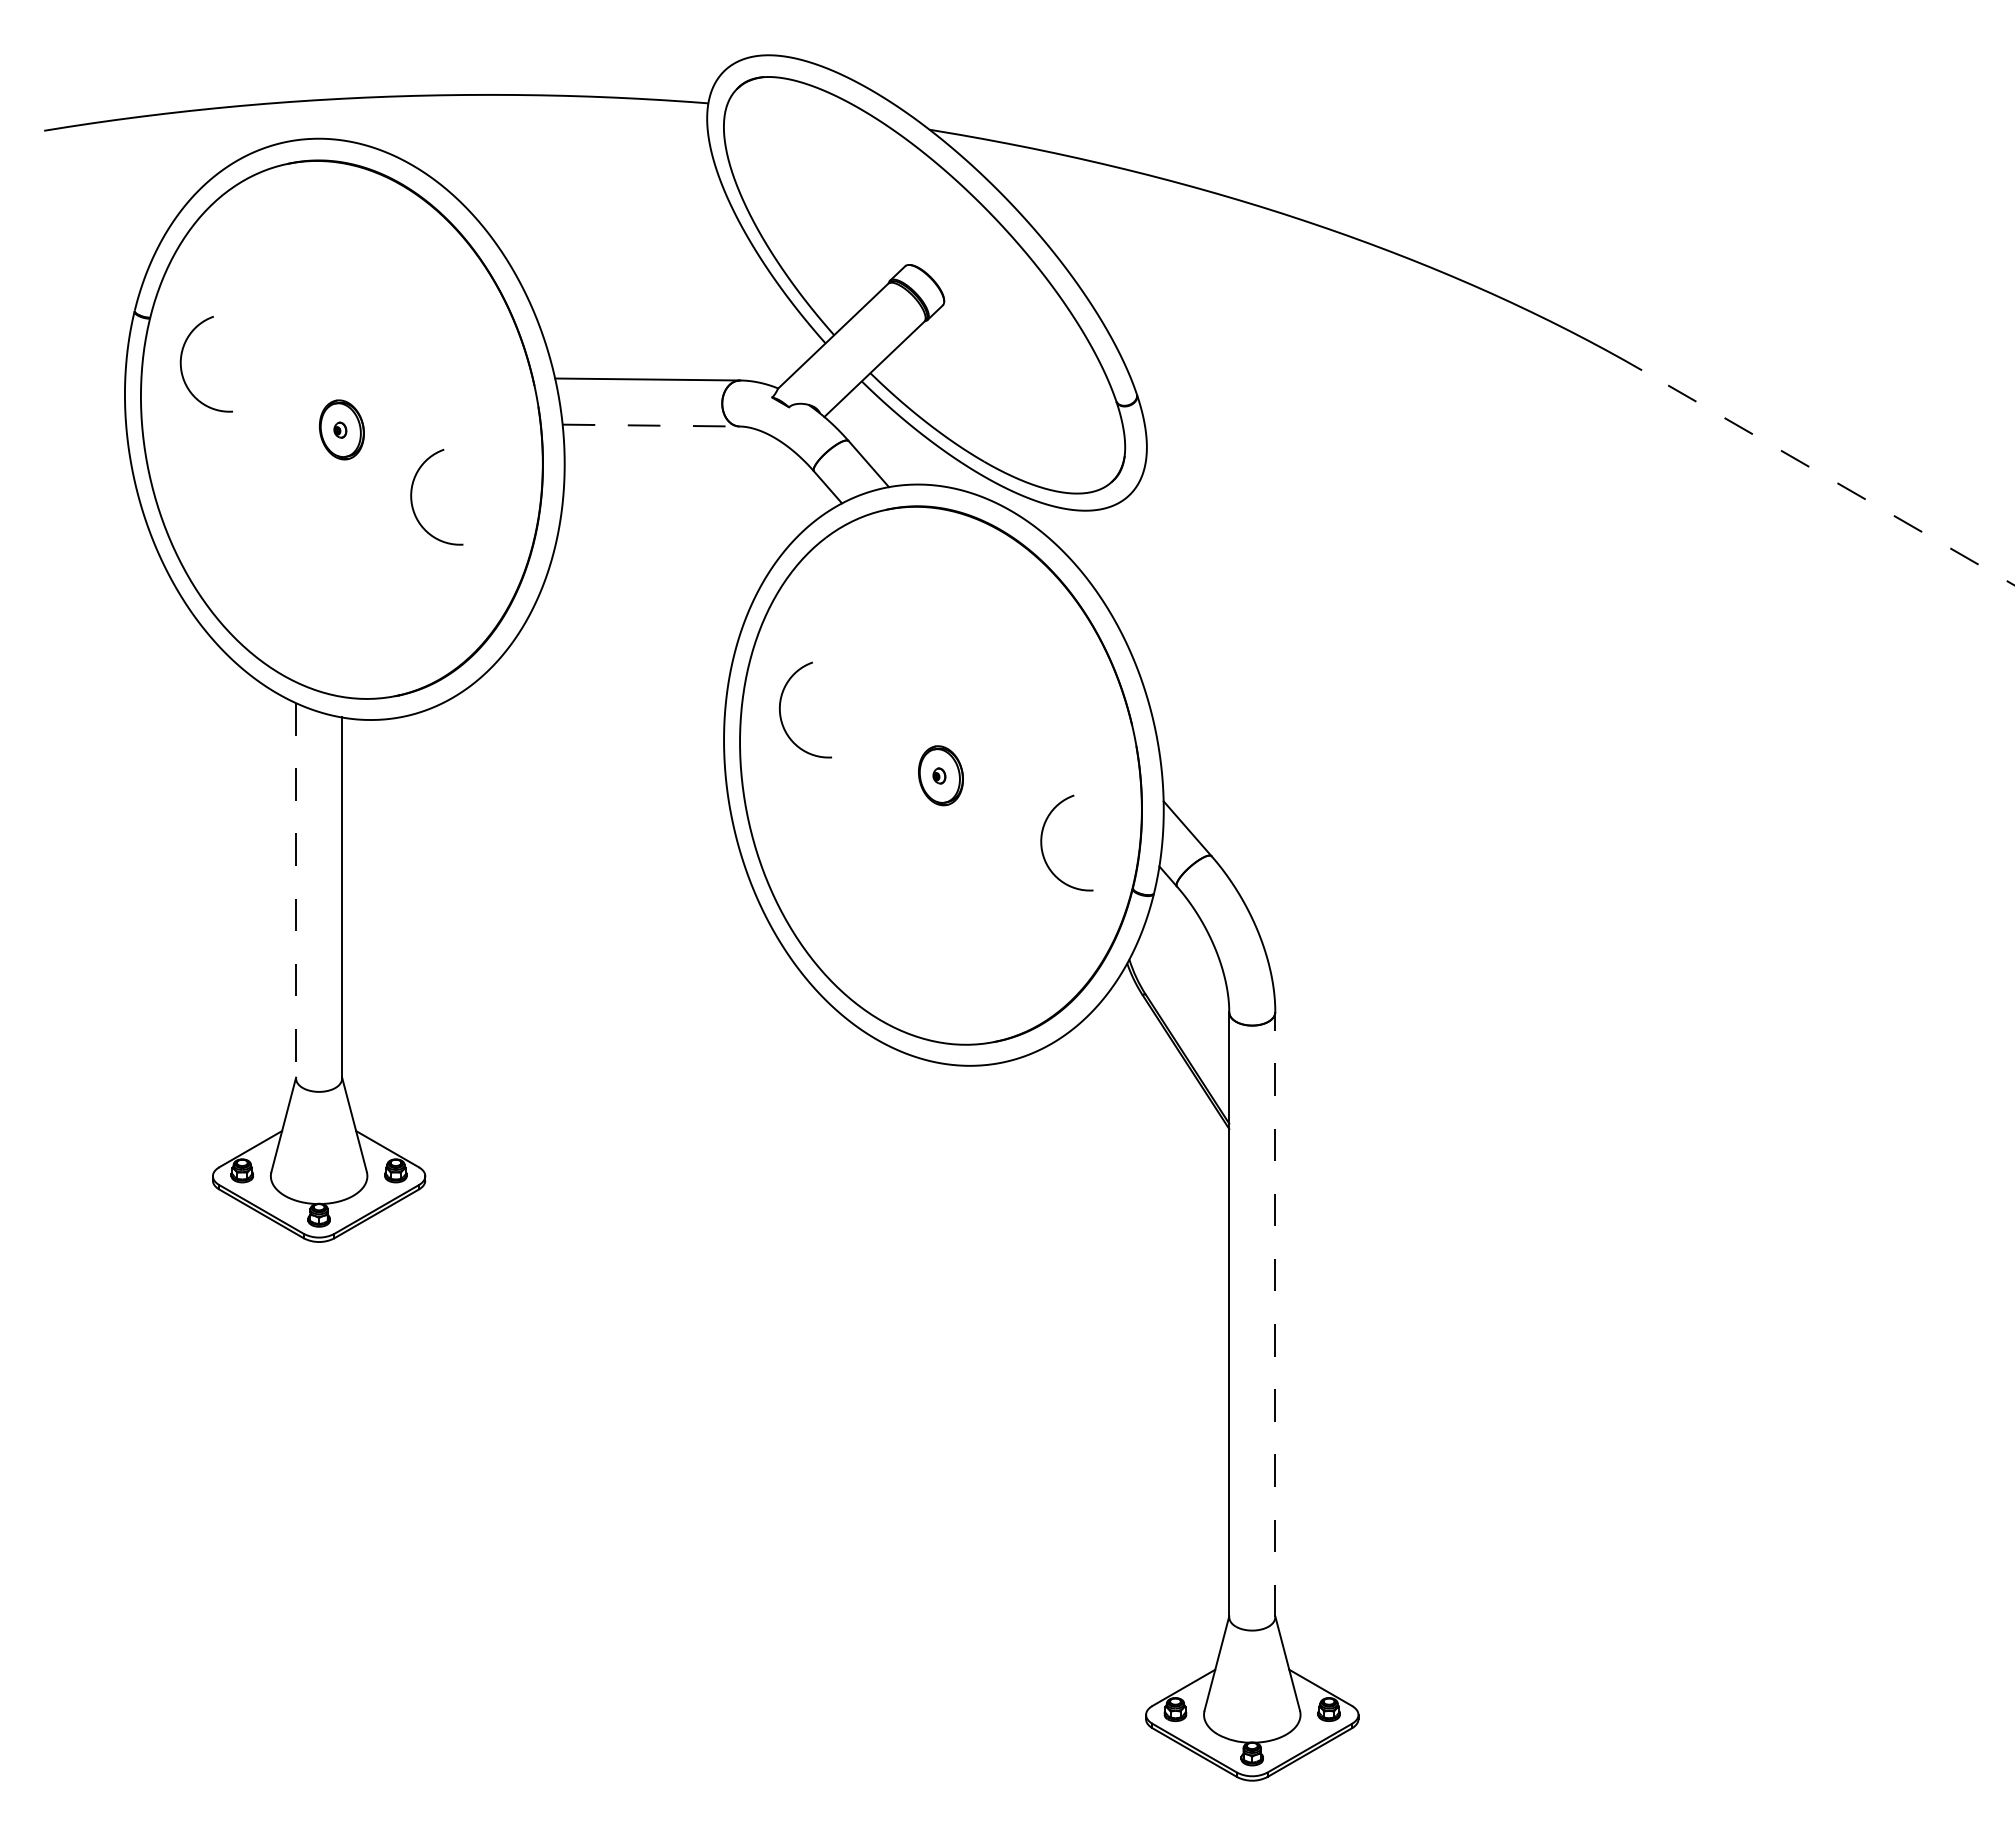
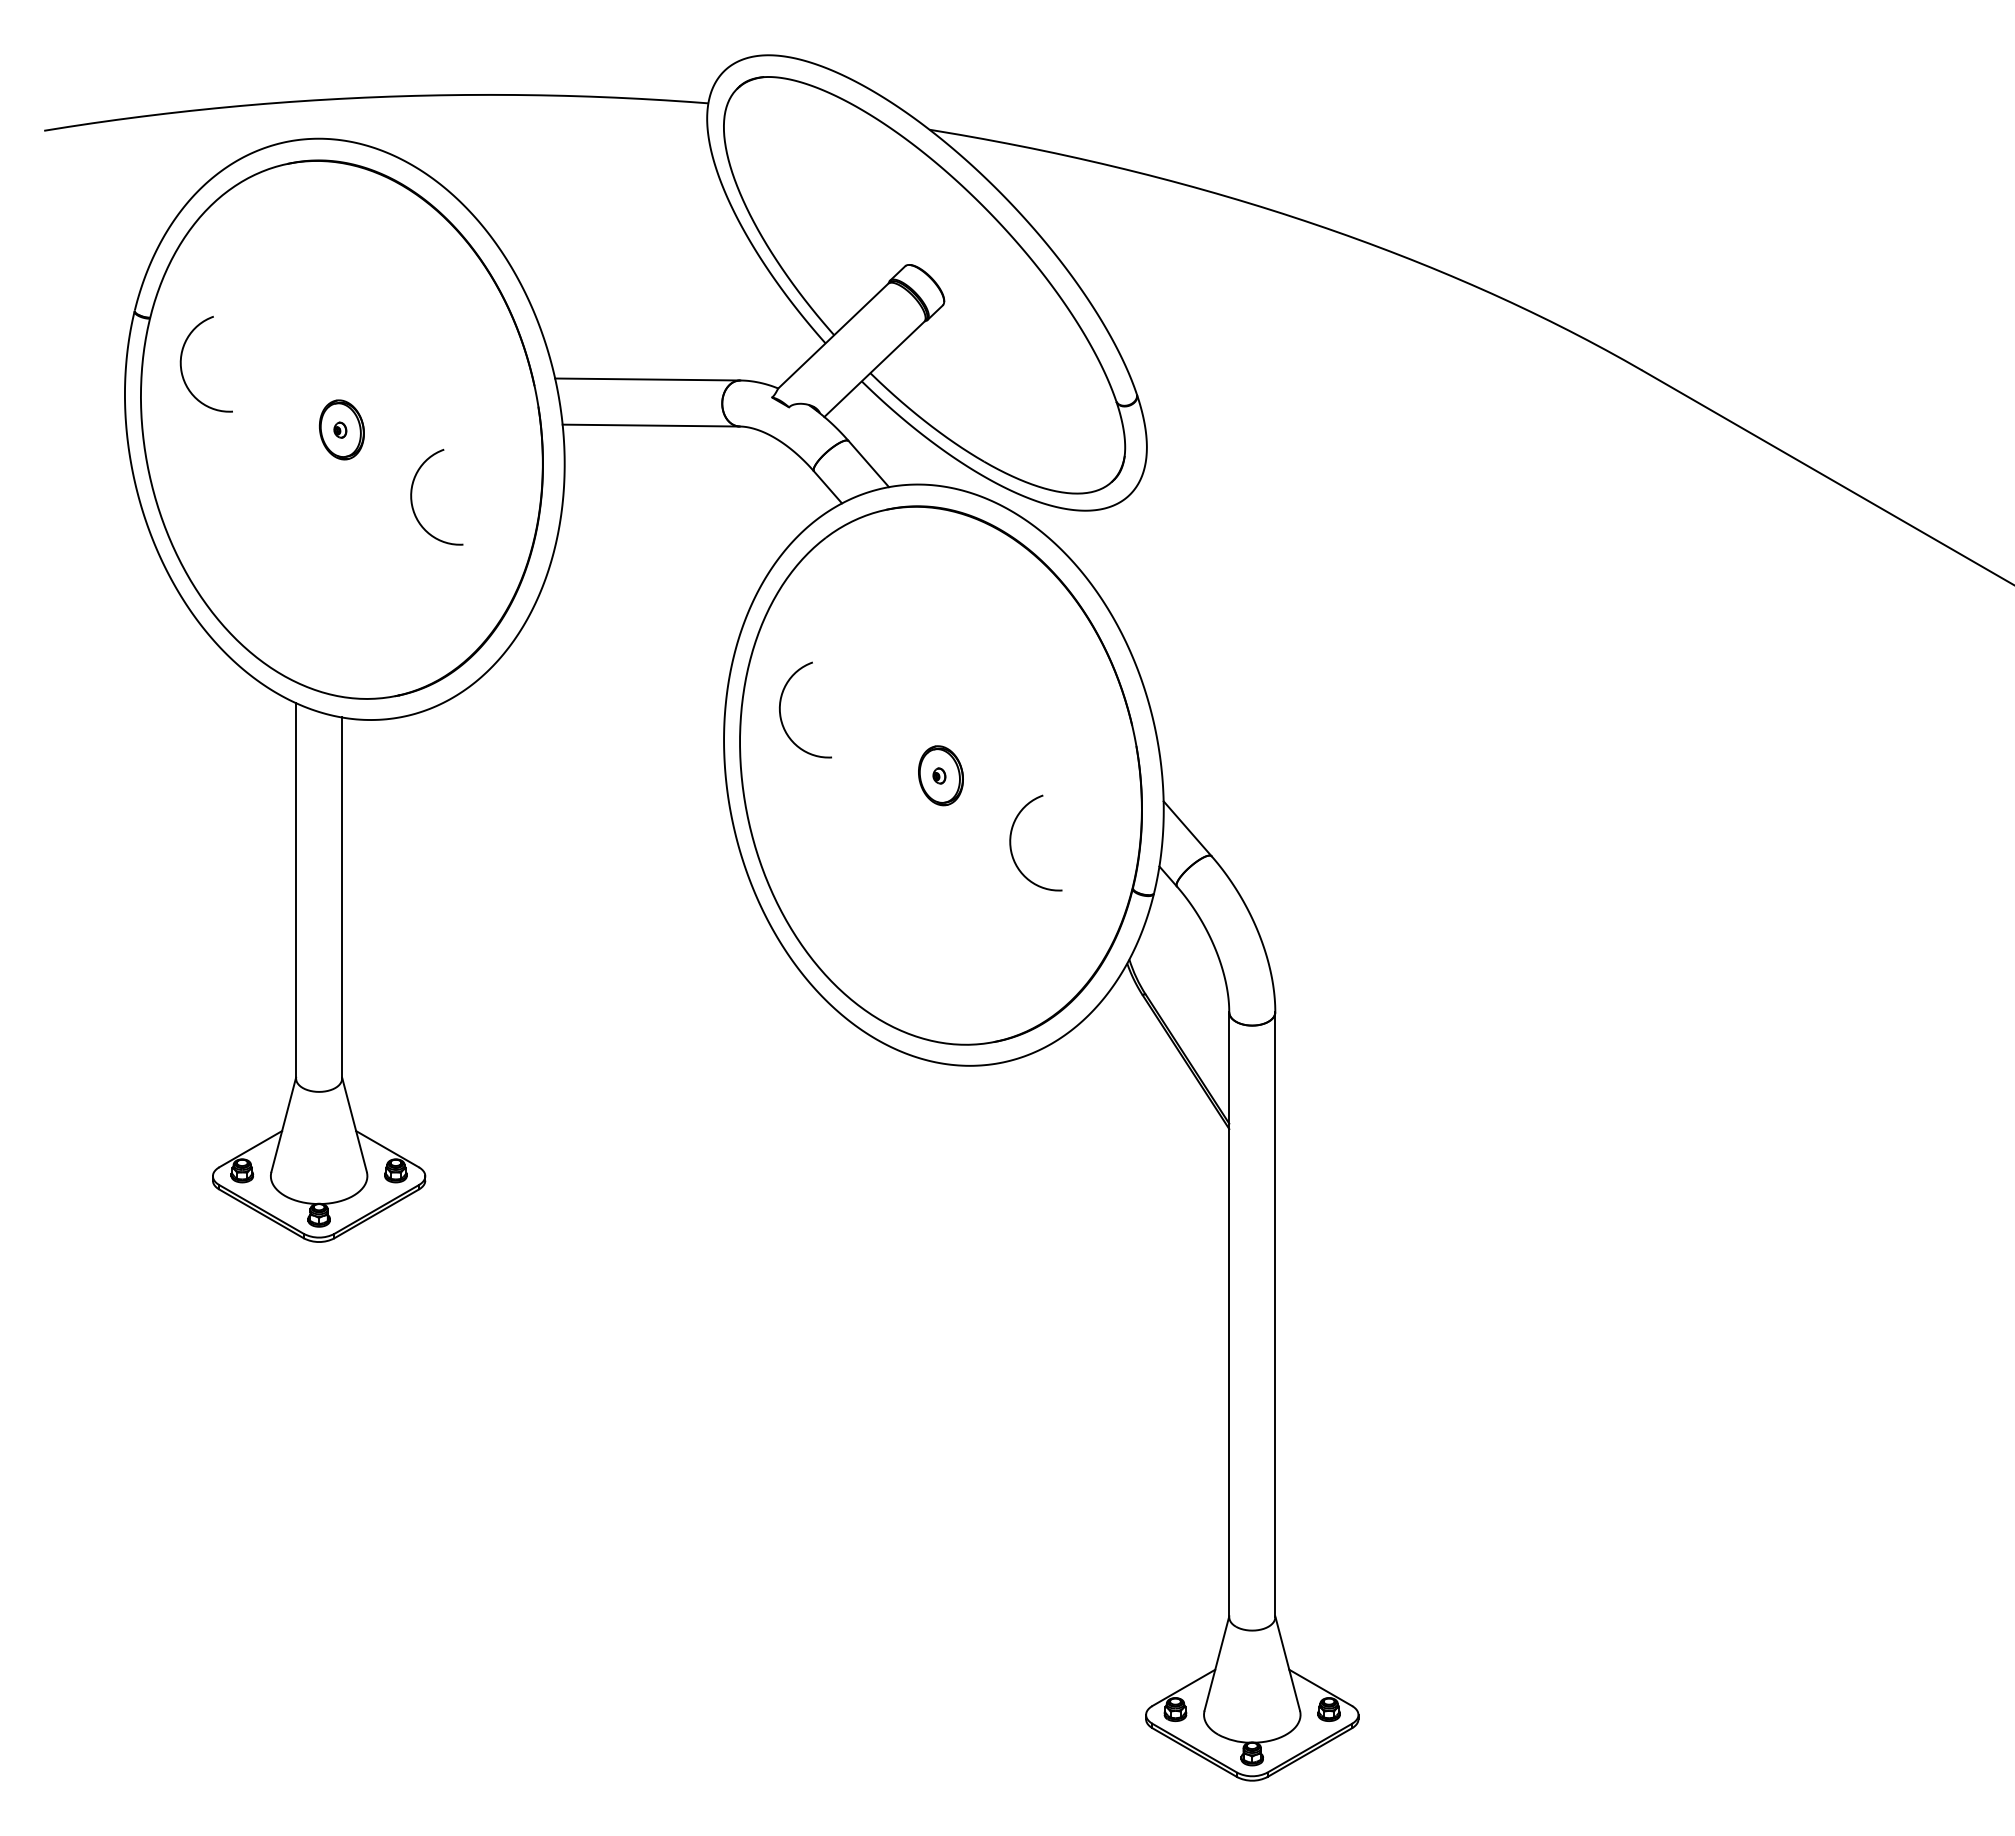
line: dashed -> solid (651, 425)
line: dashed -> solid (1828, 477)
arc position: (1042, 842) -> (1011, 842) (1011, 842)
line: dashed -> solid (296, 890)
line: dashed -> solid (1275, 1314)
